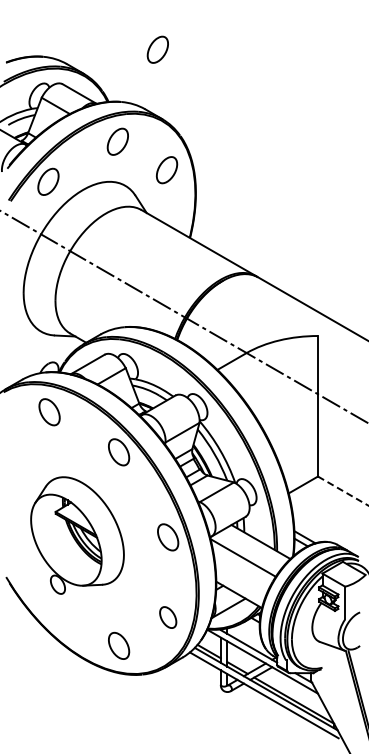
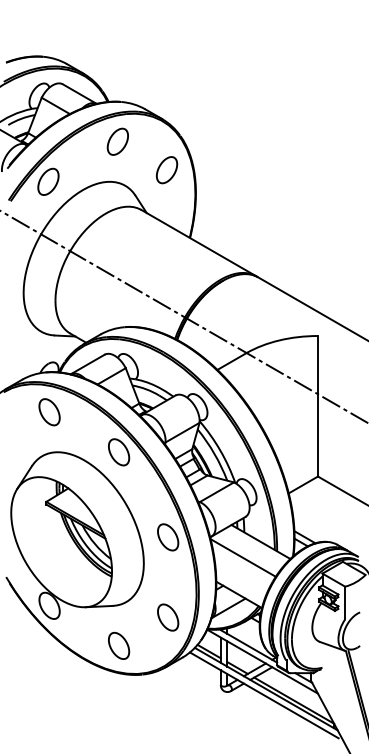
part: present -> none (157, 49)
line: dashed -> solid (343, 491)
part size: 95x119 px -> 135x169 px (77, 535)
part size: 19x23 px -> 23x29 px (168, 617)
